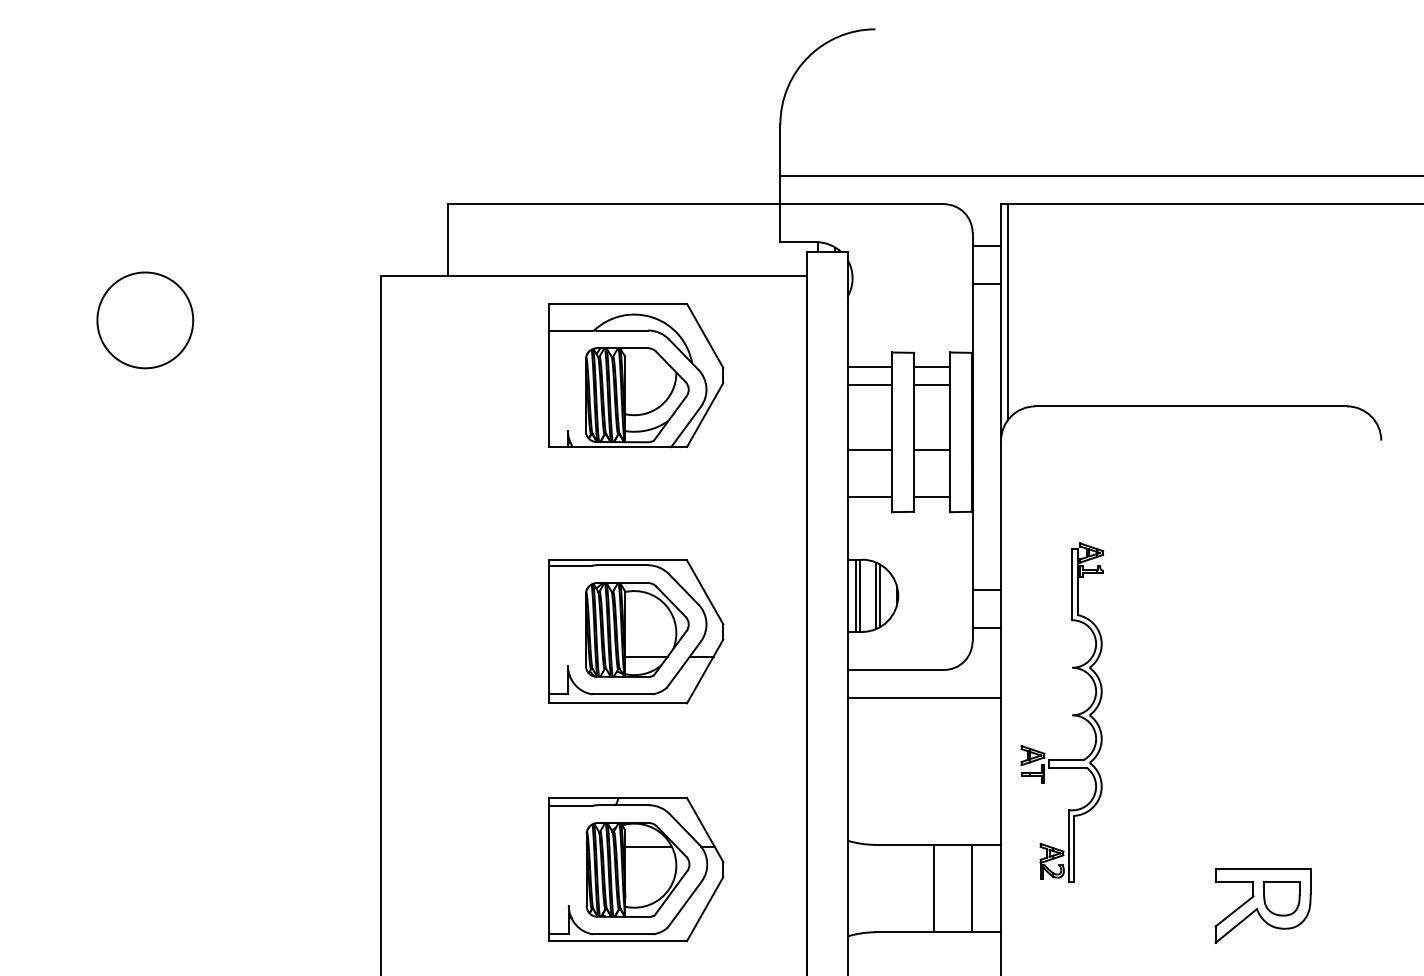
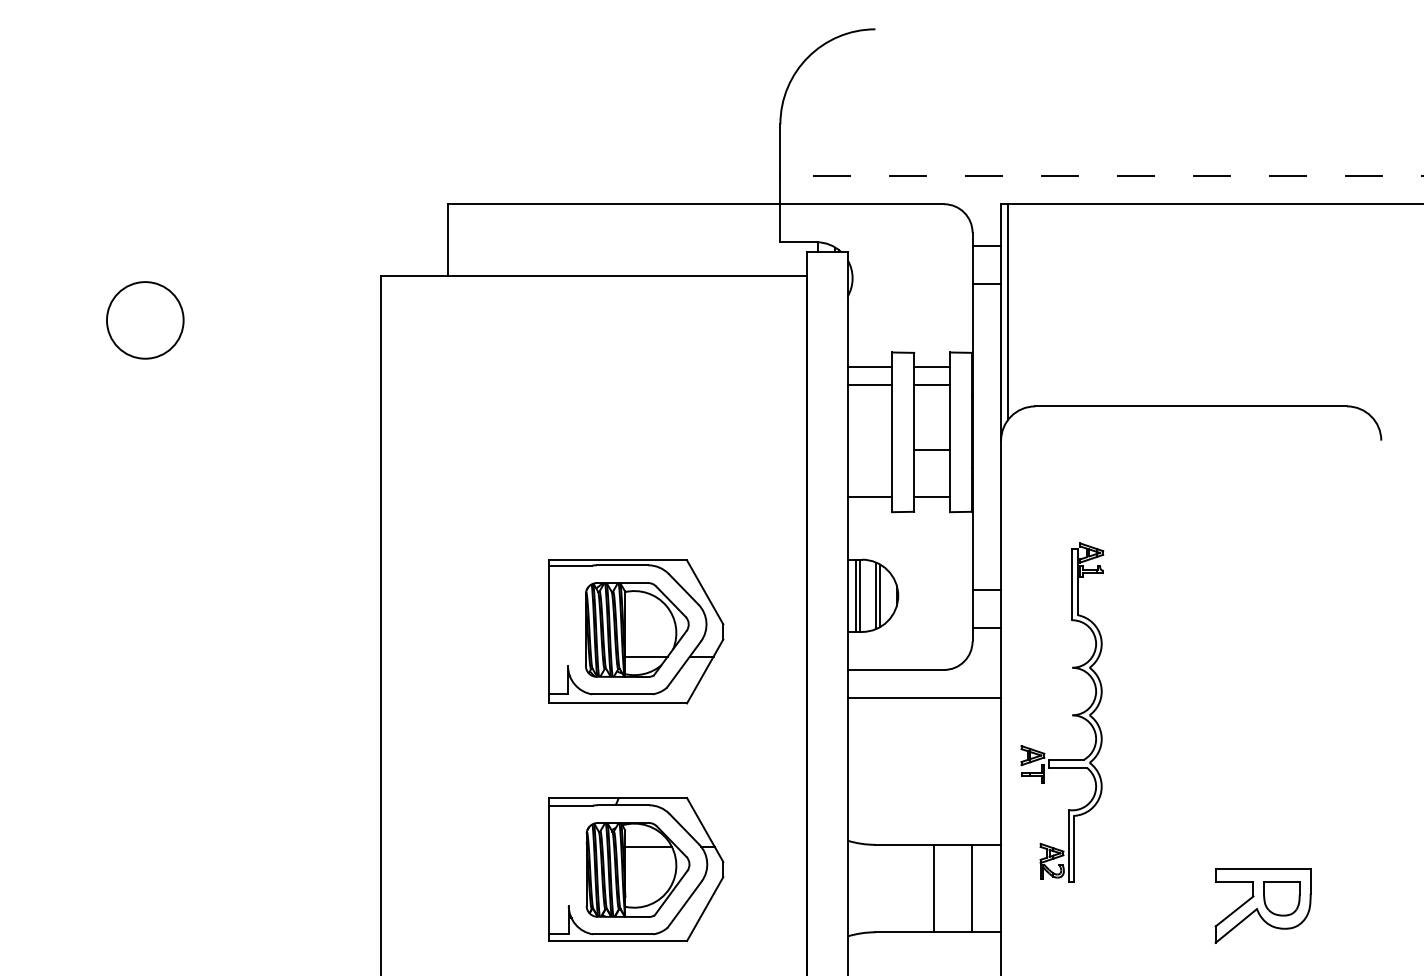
line: solid -> dashed (1102, 175)
circle diameter: 96 px -> 77 px (145, 320)
part: present -> none (636, 375)
line: present -> none (869, 449)
